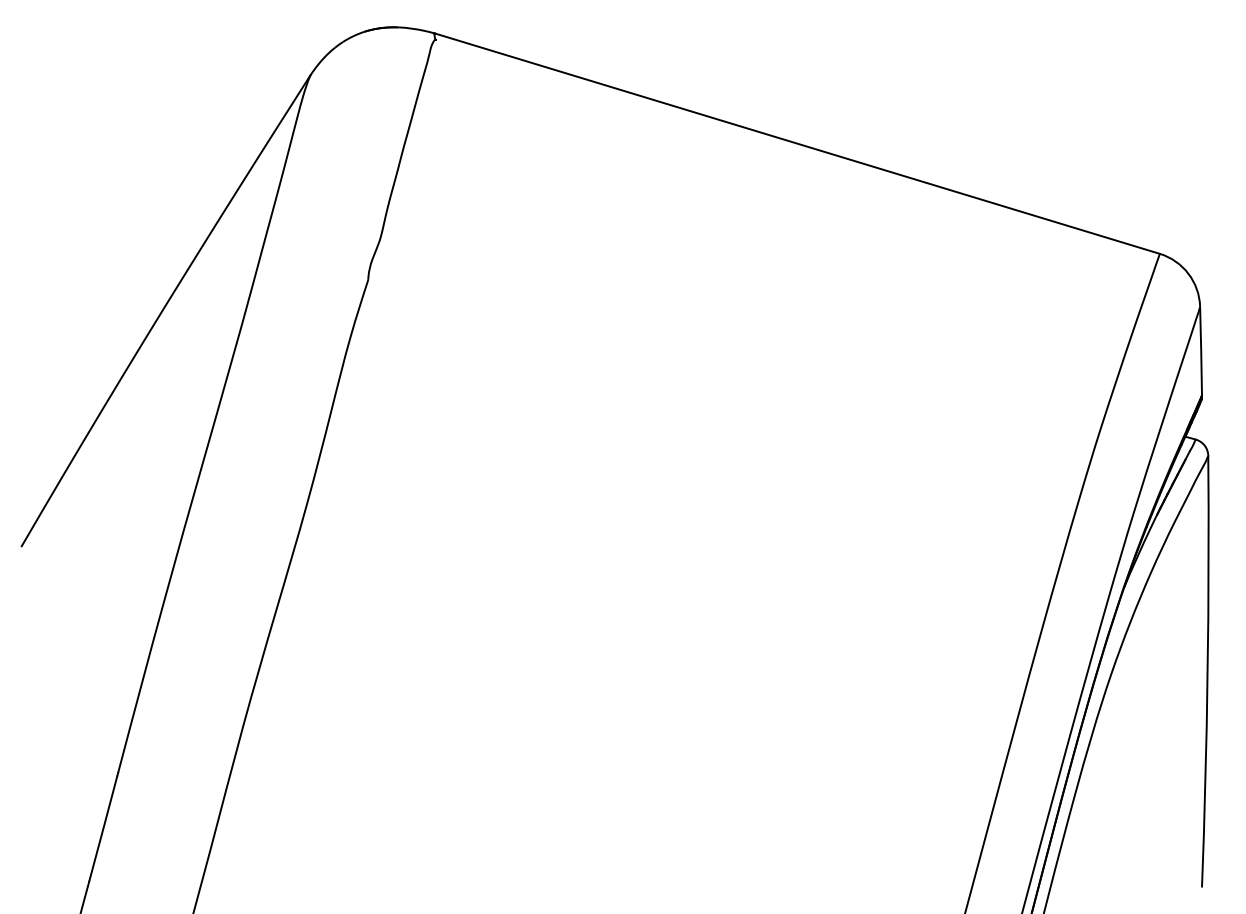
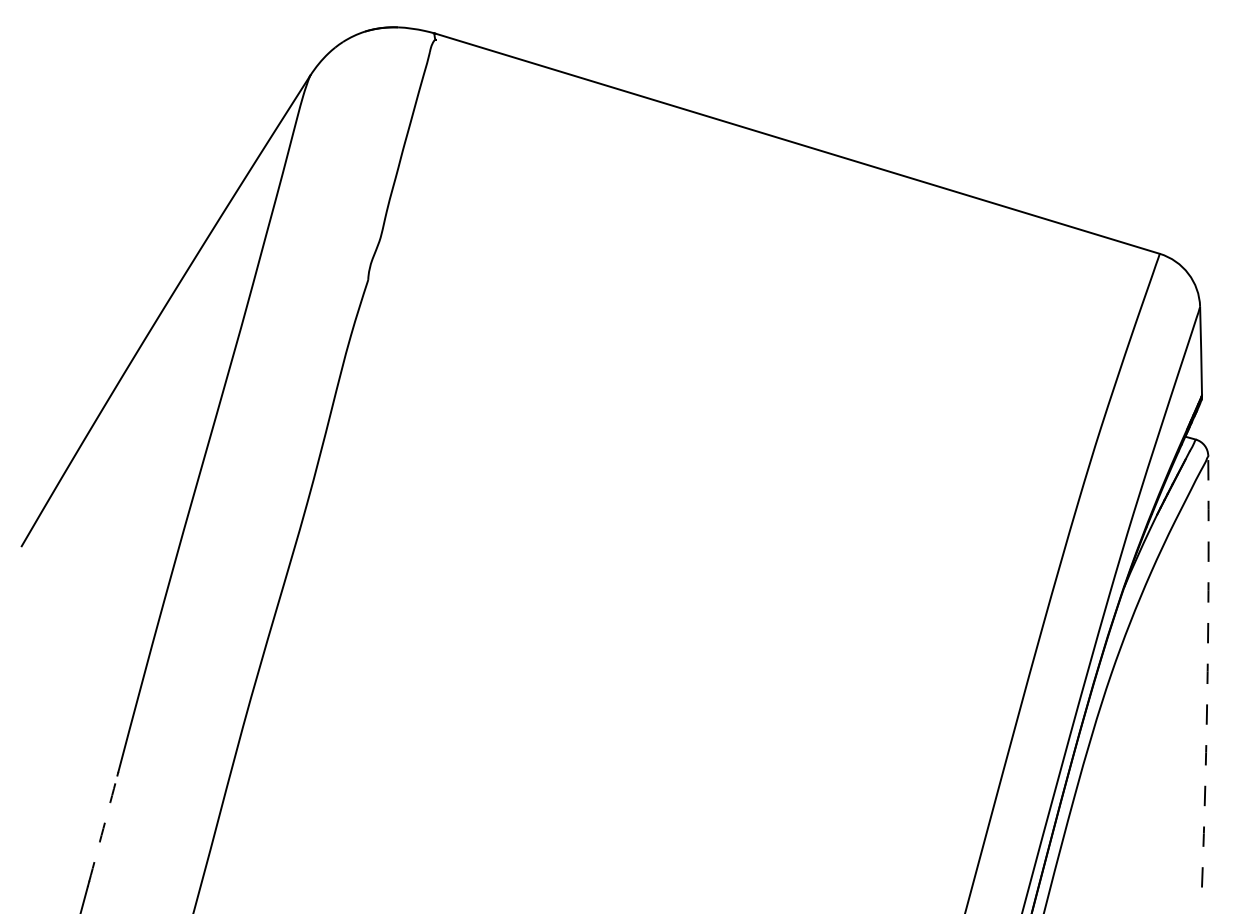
arc: solid -> dashed (1207, 671)
arc: solid -> dashed (103, 828)
